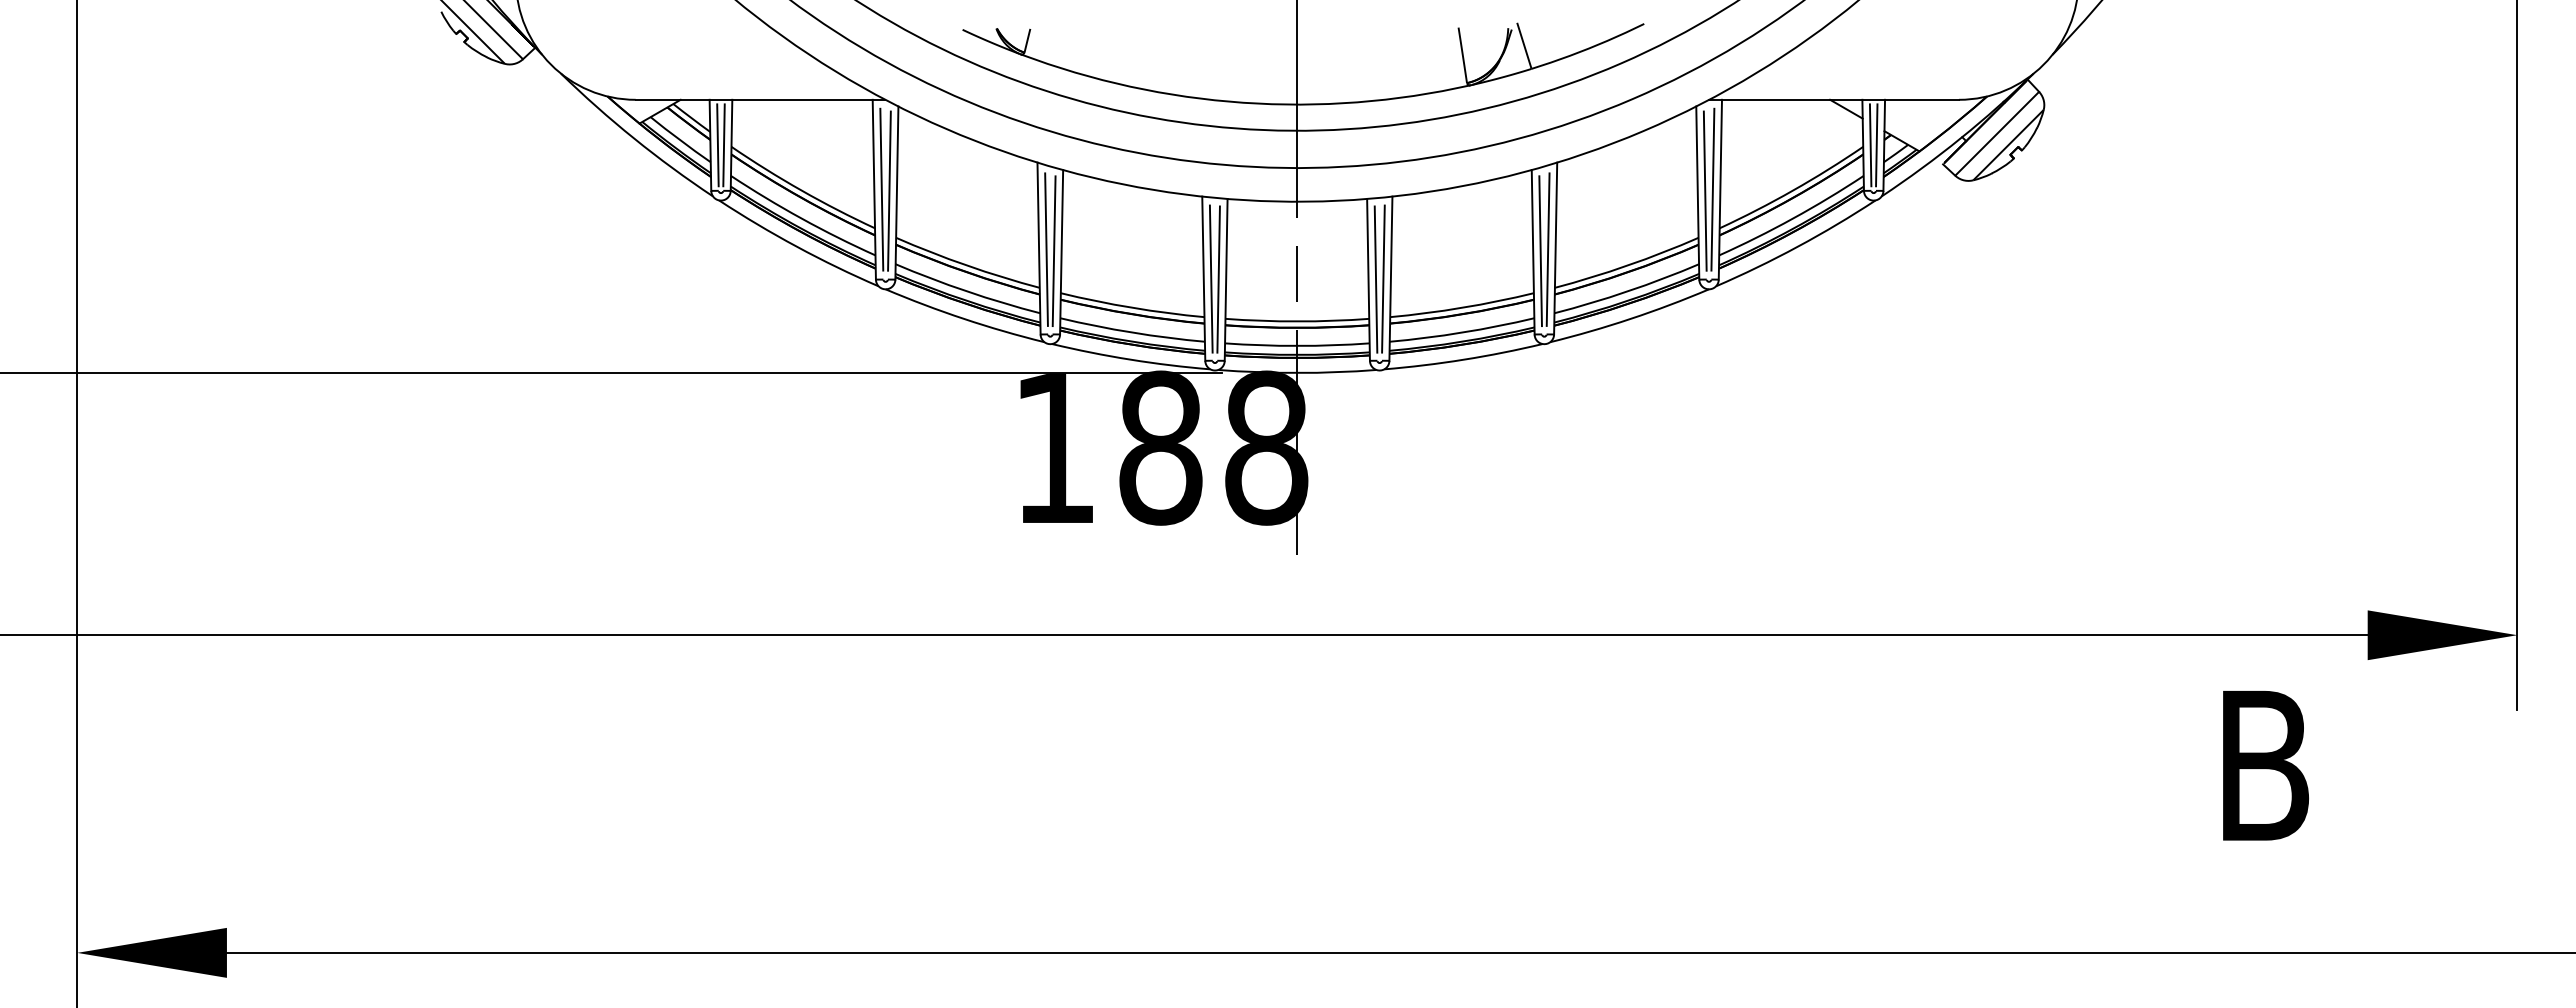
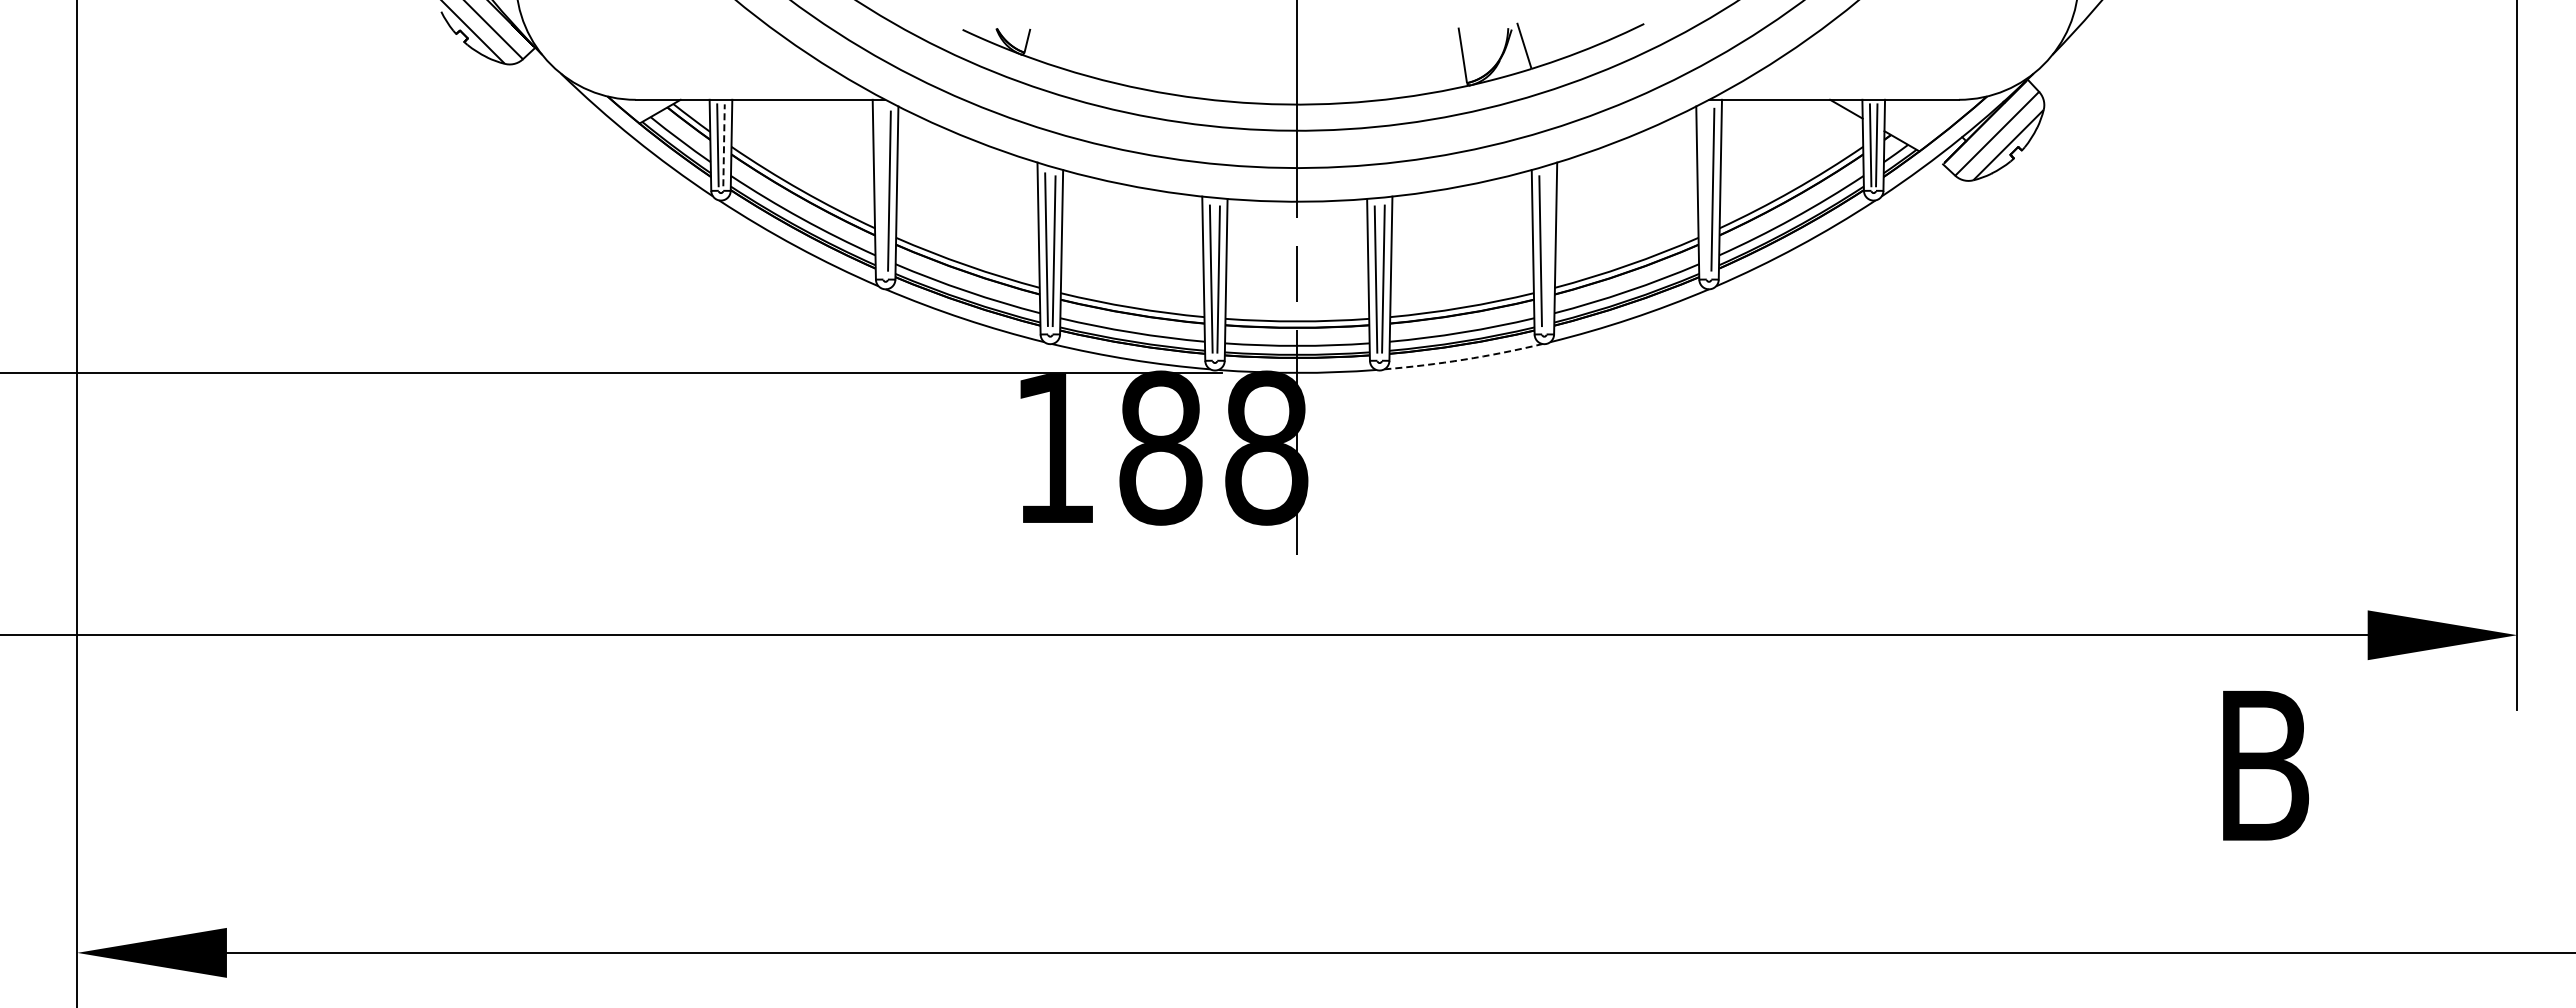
line: solid -> dashed (724, 145)
line: present -> none (881, 189)
line: present -> none (1704, 190)
line: present -> none (1547, 249)
arc: solid -> dashed (1463, 359)
